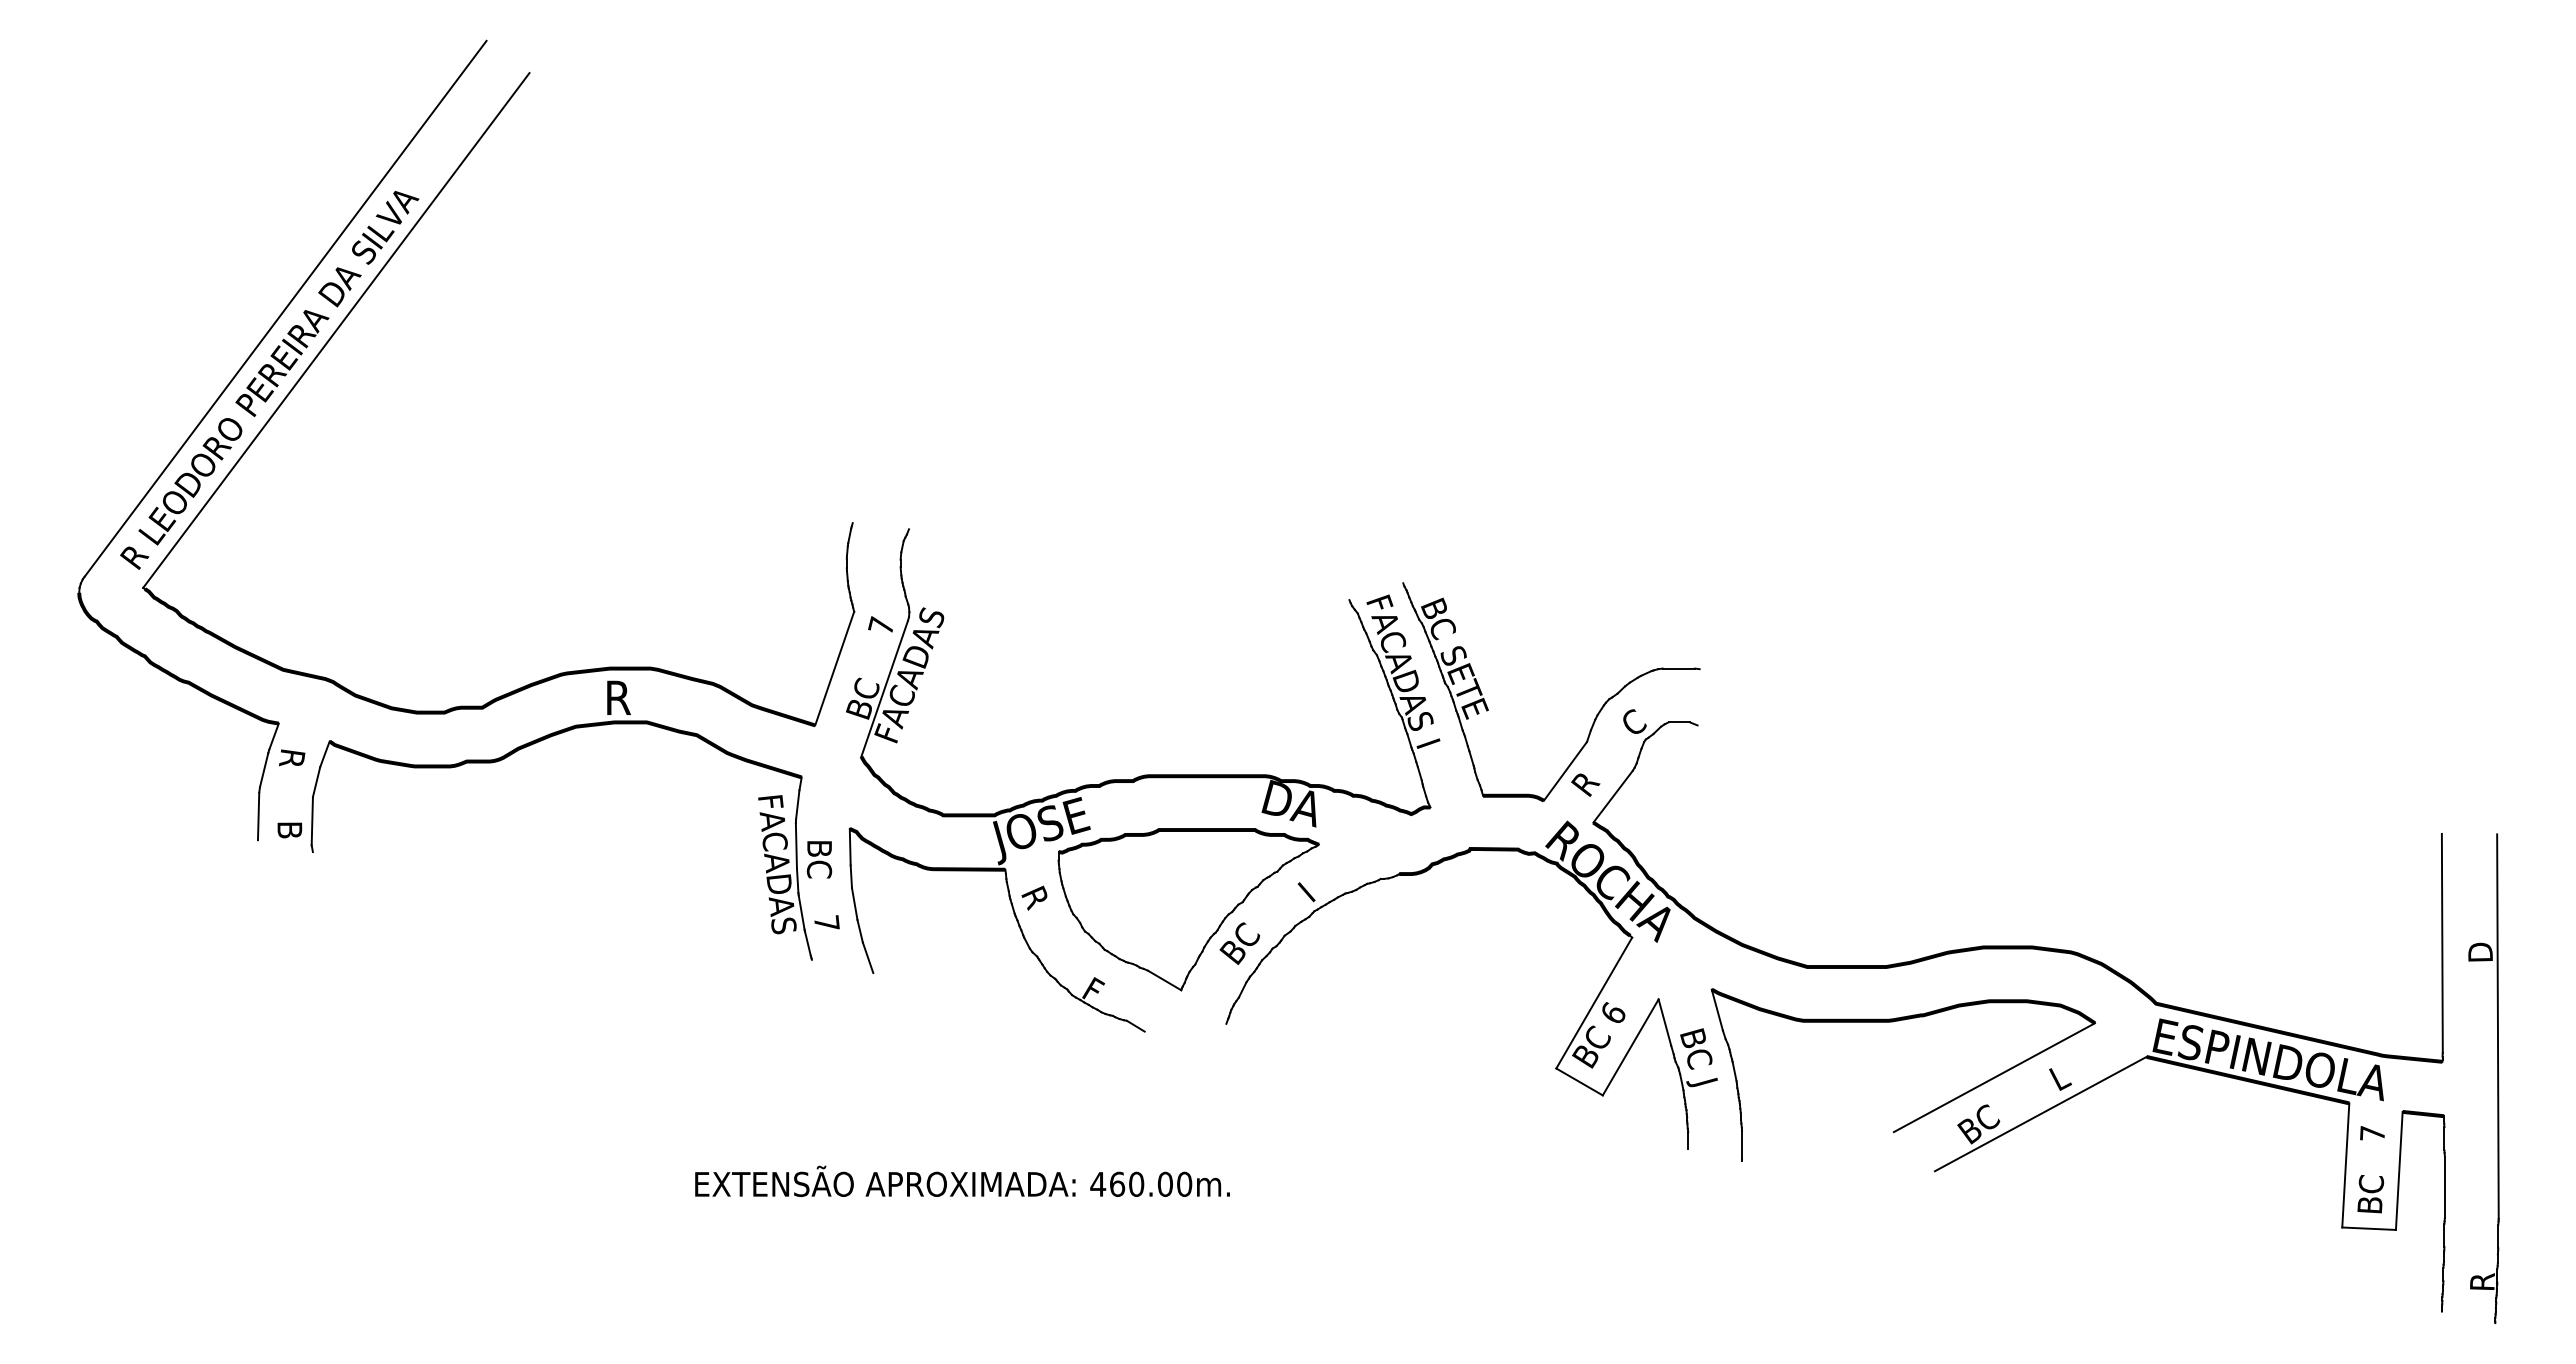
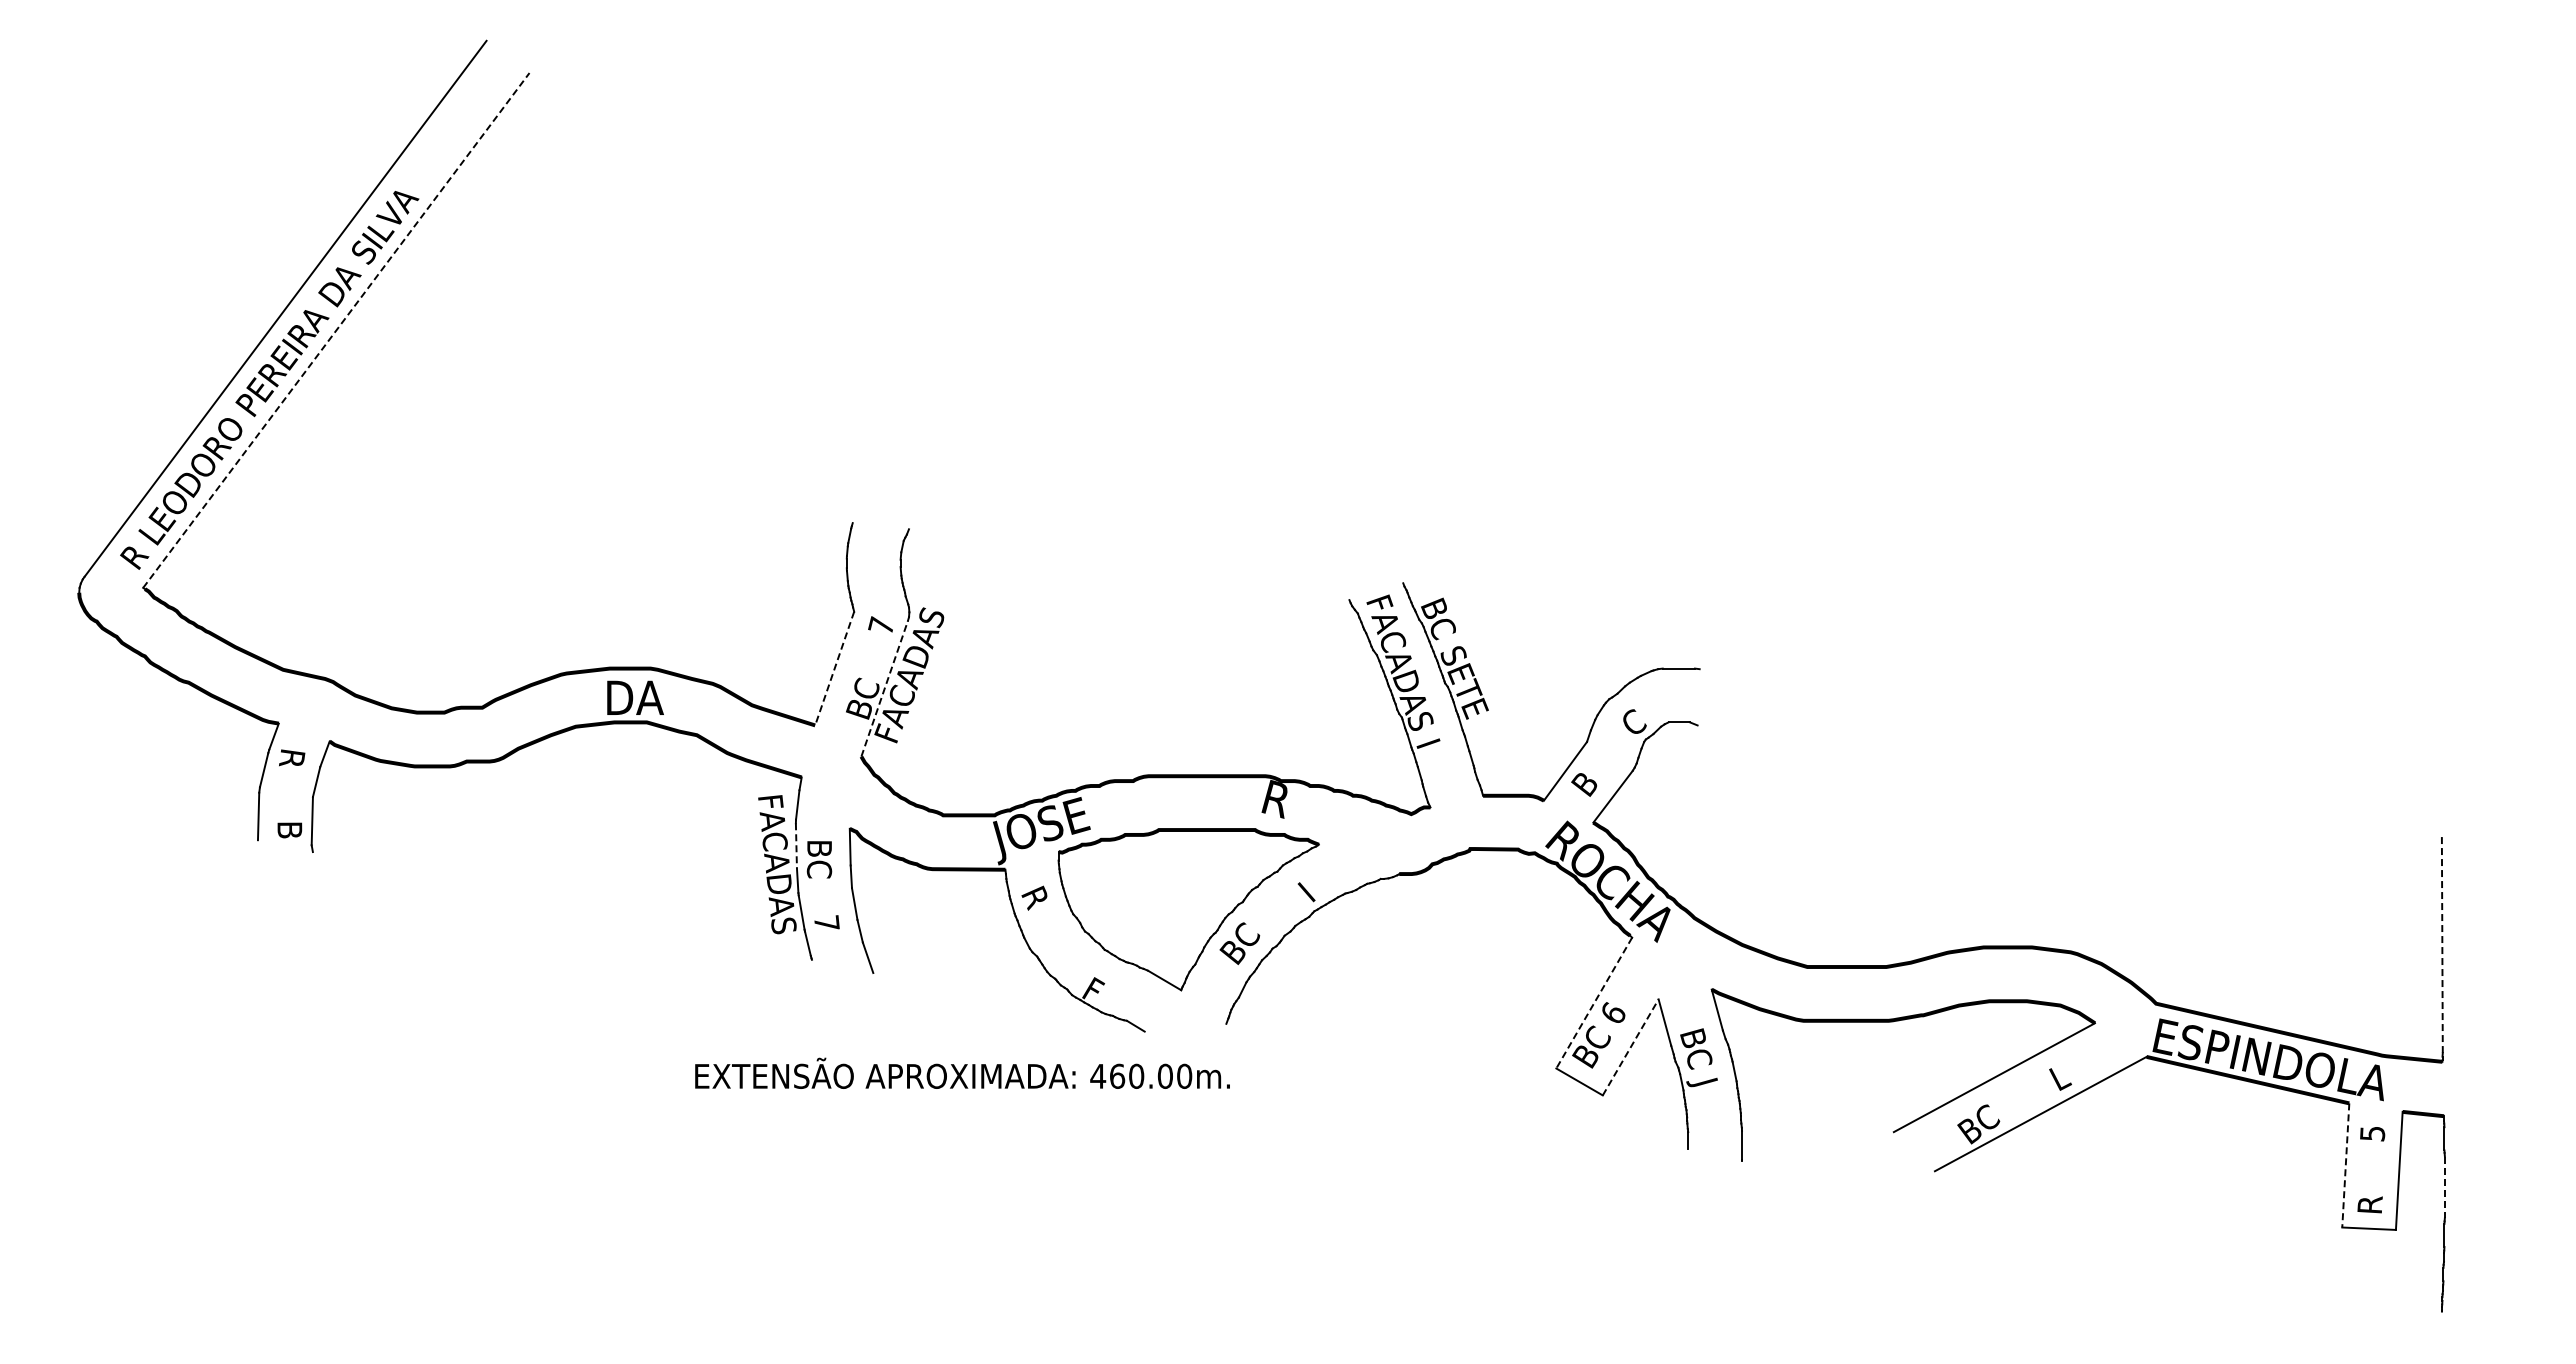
line: solid -> dashed (336, 330)
line: solid -> dashed (834, 669)
line: solid -> dashed (884, 688)
text: R -> DA (637, 697)
text: R -> B (1588, 783)
text: DA -> R (1290, 805)
line: solid -> dashed (796, 845)
line: solid -> dashed (2442, 943)
line: solid -> dashed (1594, 1003)
line: solid -> dashed (1630, 1047)
part: present -> none (2497, 1078)
text: 7 -> 5 (2372, 1133)
line: solid -> dashed (2345, 1165)
text position: (962, 1180) -> (962, 1072) (962, 1072)
line: solid -> dashed (2444, 1187)
text: BC -> R (2371, 1192)
